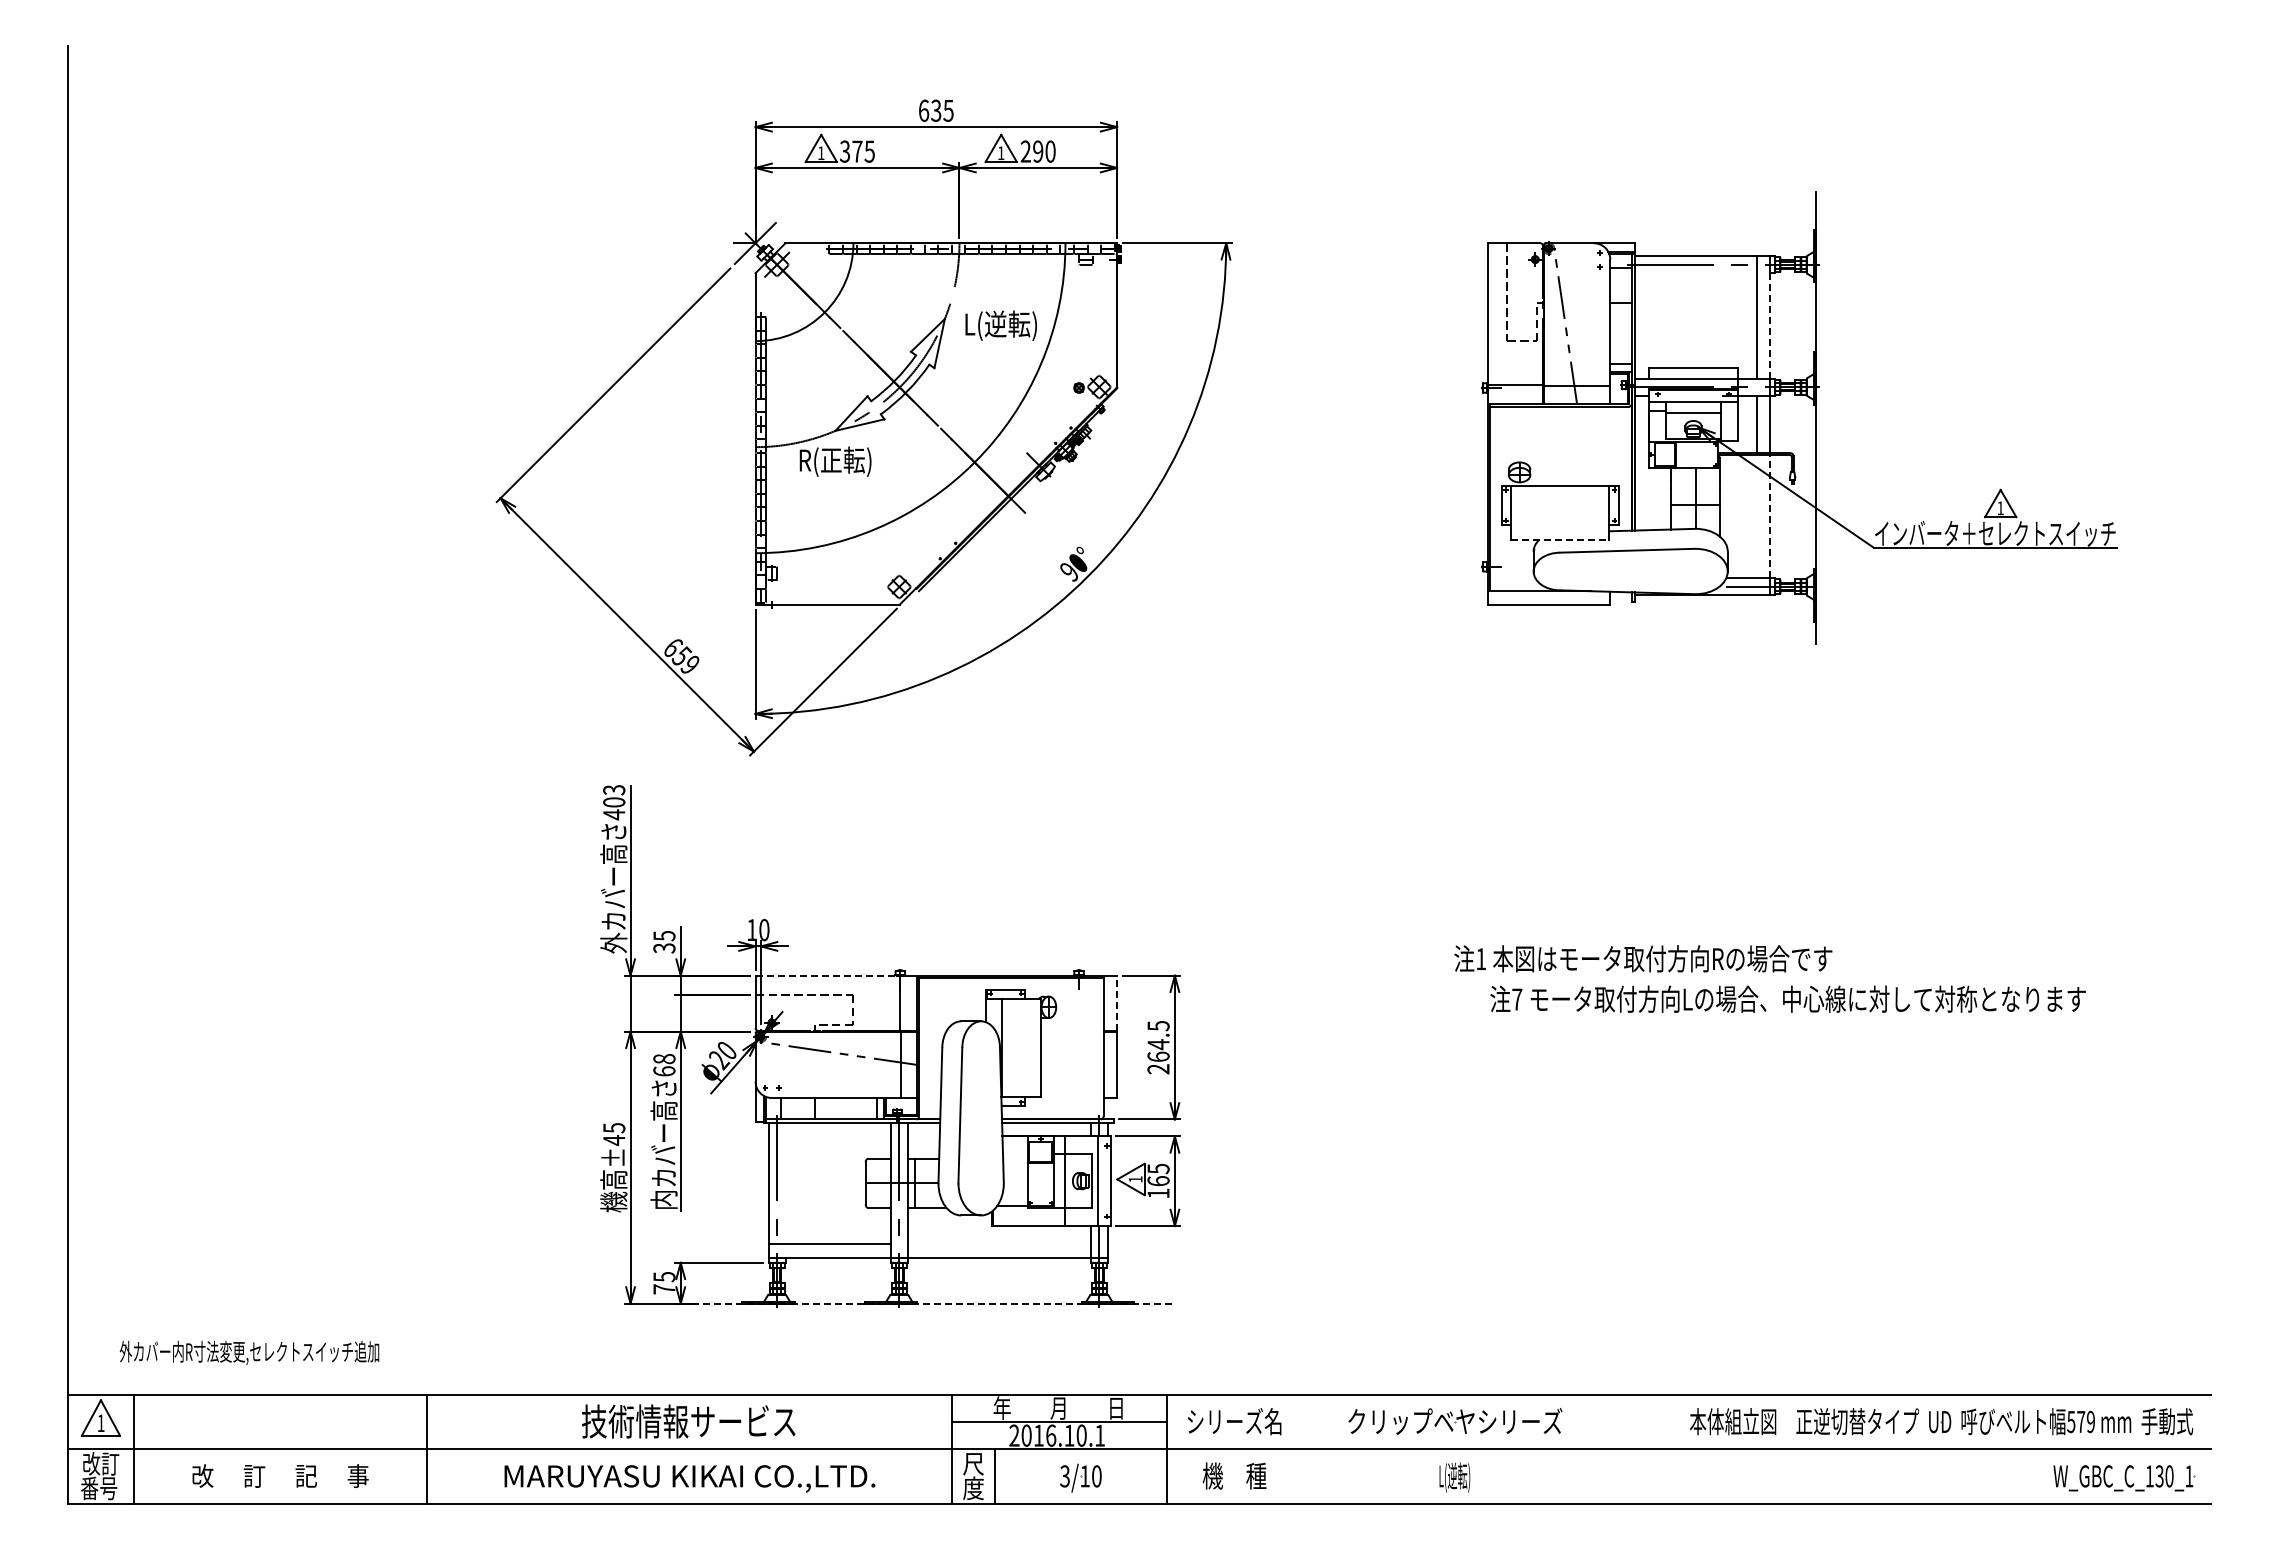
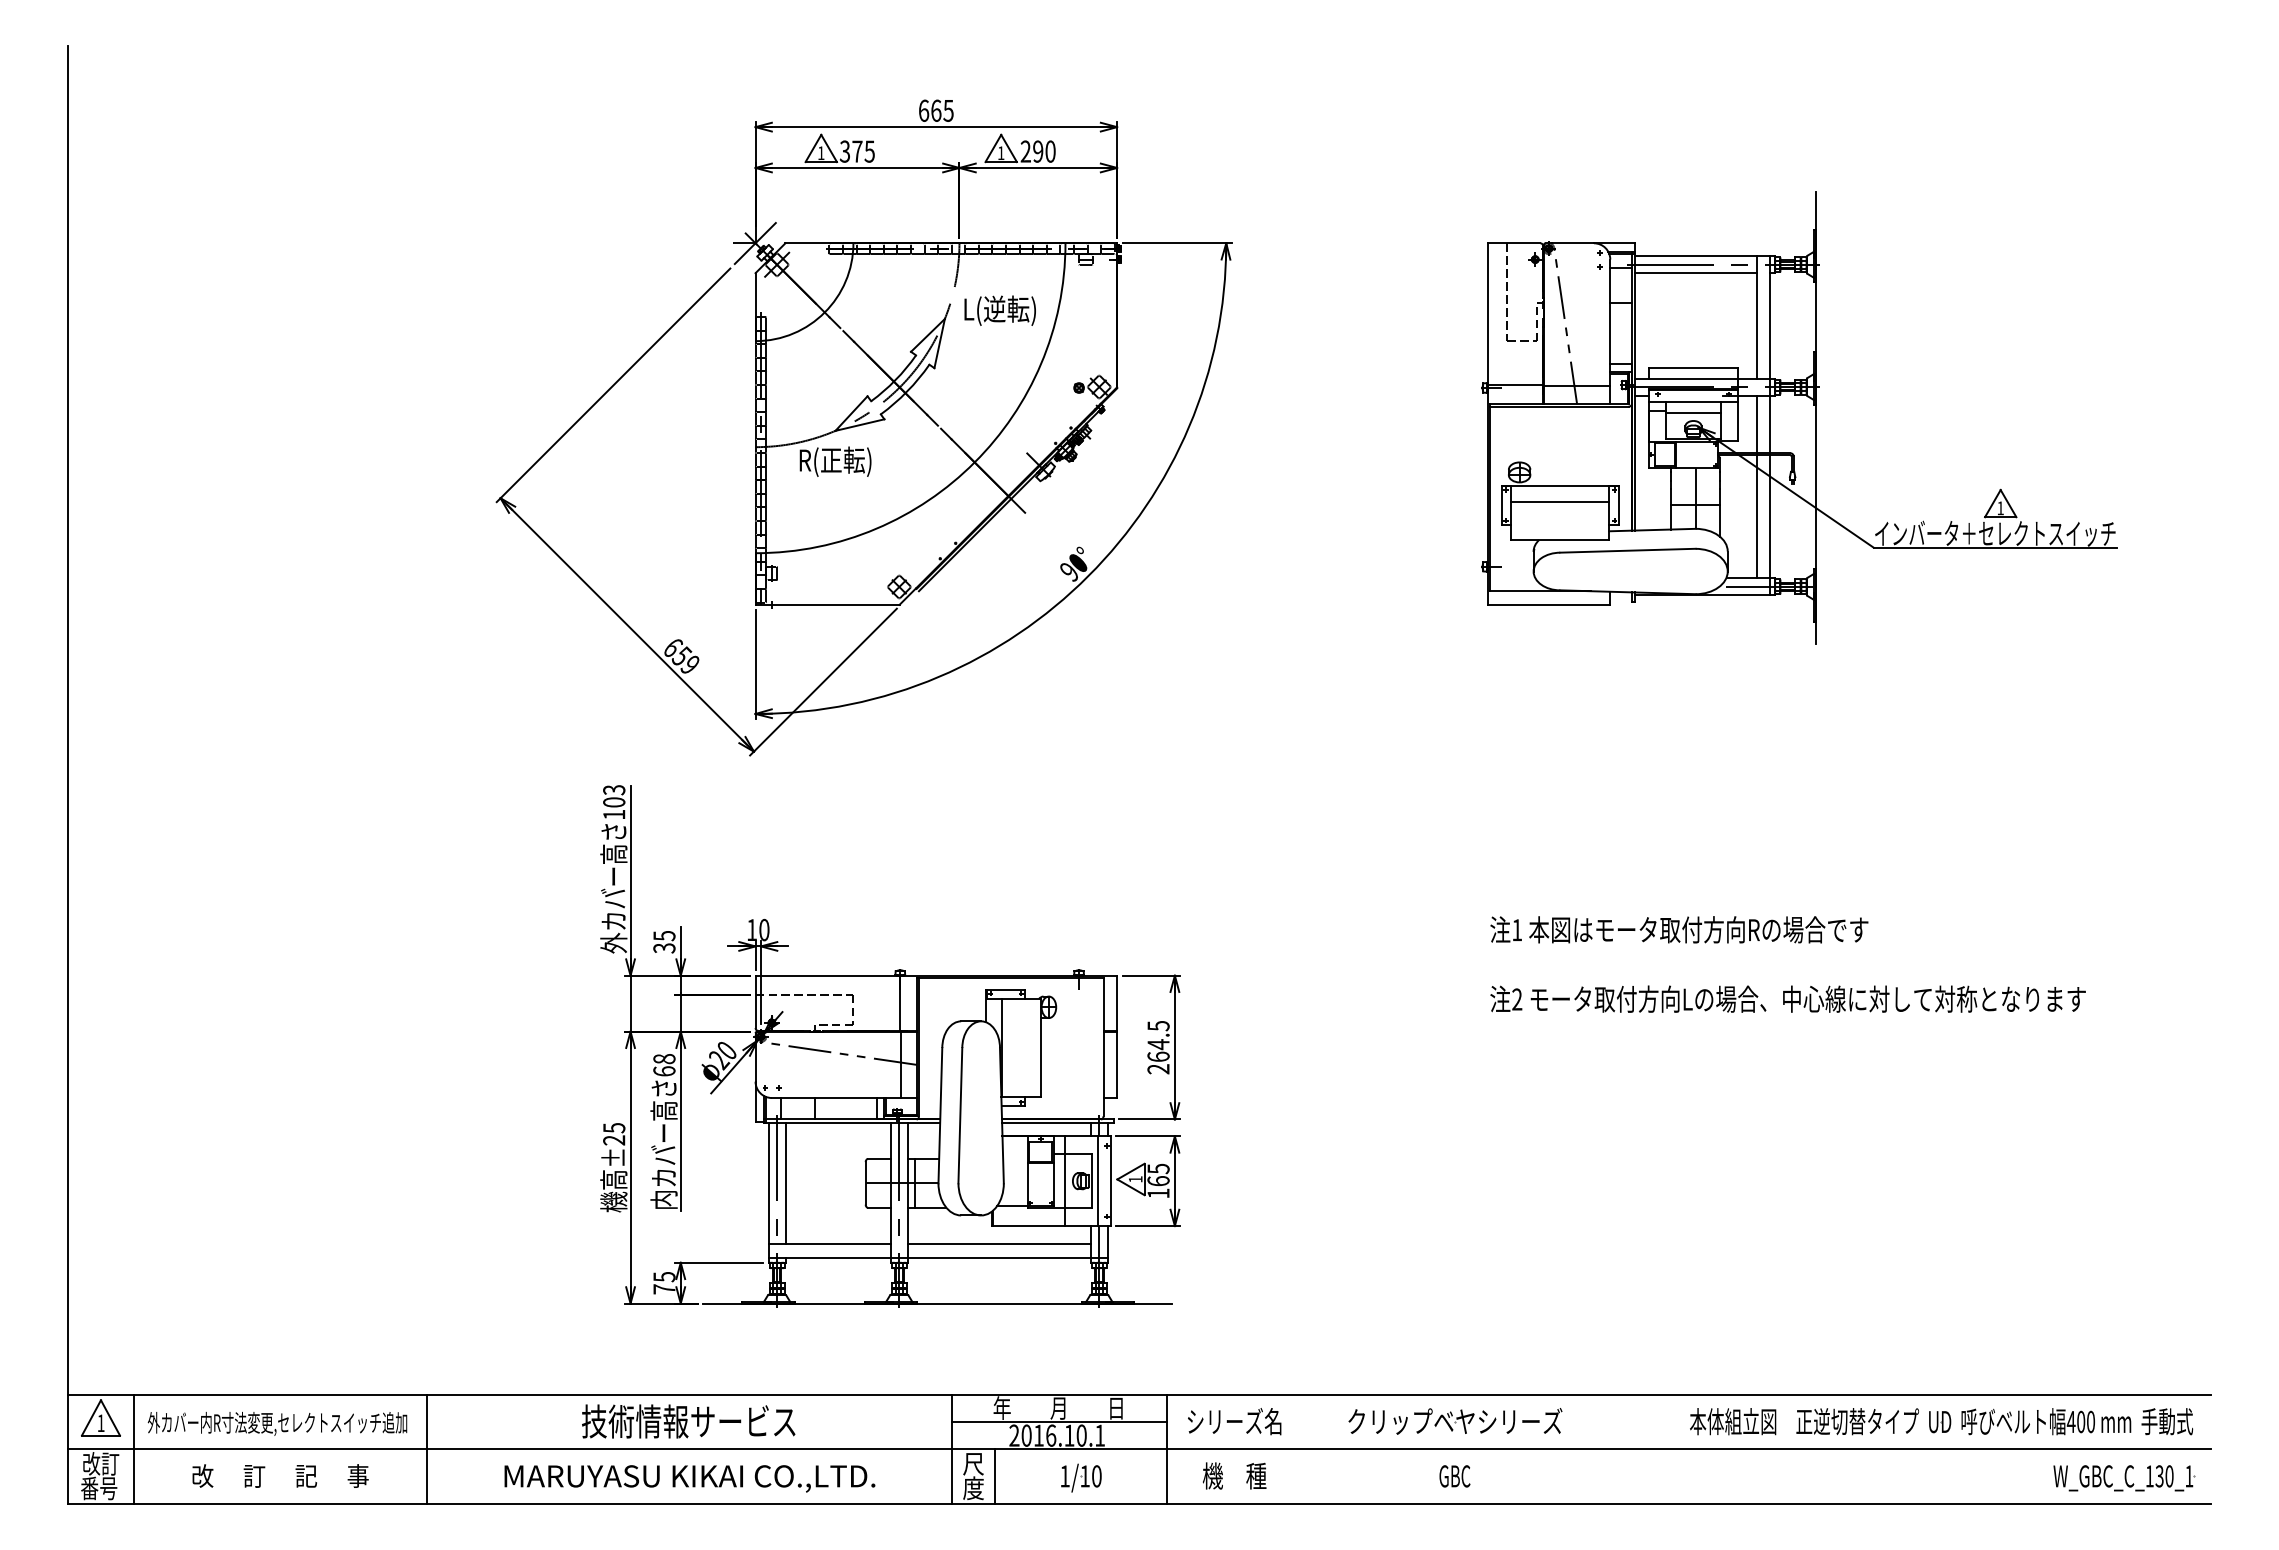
text: 635 -> 665 (936, 110)
line: none -> present (1695, 273)
text position: (1000, 325) -> (999, 310) (999, 310)
line: dashed -> solid (1770, 325)
line: none -> present (1560, 501)
line: none -> present (1756, 516)
line: dashed -> solid (1770, 516)
line: dashed -> solid (1560, 540)
text: 403 -> 103 (614, 814)
text position: (1643, 958) -> (1679, 929) (1679, 929)
line: dashed -> solid (828, 975)
text: 7 -> 2 (1517, 999)
line: dashed -> solid (1117, 1003)
text: ±45 -> ±25 (614, 1140)
line: none -> present (785, 1183)
line: none -> present (998, 1244)
line: dashed -> solid (938, 1303)
text position: (249, 1352) -> (277, 1423) (277, 1423)
text: 579 -> 400 (2080, 1421)
text: 3/10 -> 1/10 (1064, 1476)
text: L(逆転) -> GBC (1454, 1477)
